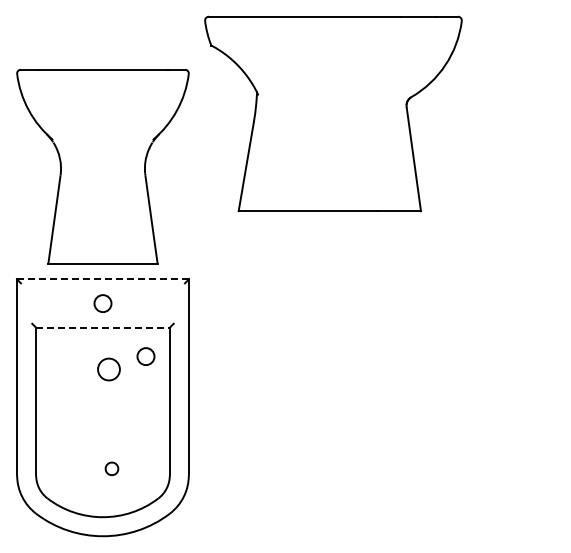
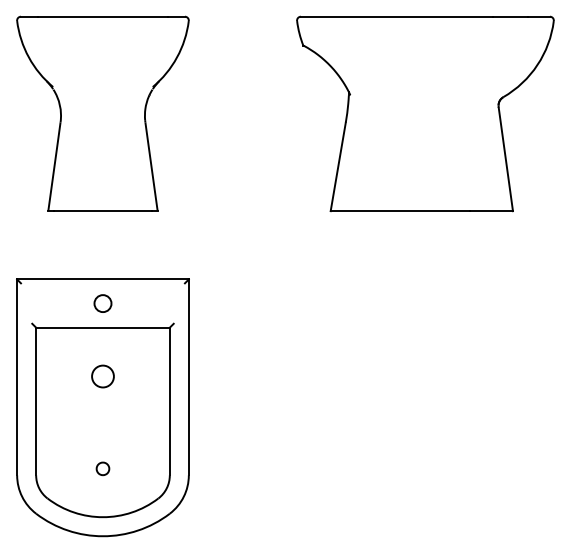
part position: (333, 113) -> (425, 113) (425, 113)
part position: (102, 166) -> (102, 113) (102, 113)
line: dashed -> solid (102, 279)
line: dashed -> solid (103, 327)
circle: present -> none (145, 356)
circle position: (108, 369) -> (102, 376) (102, 376)
part position: (111, 468) -> (102, 468) (102, 468)
